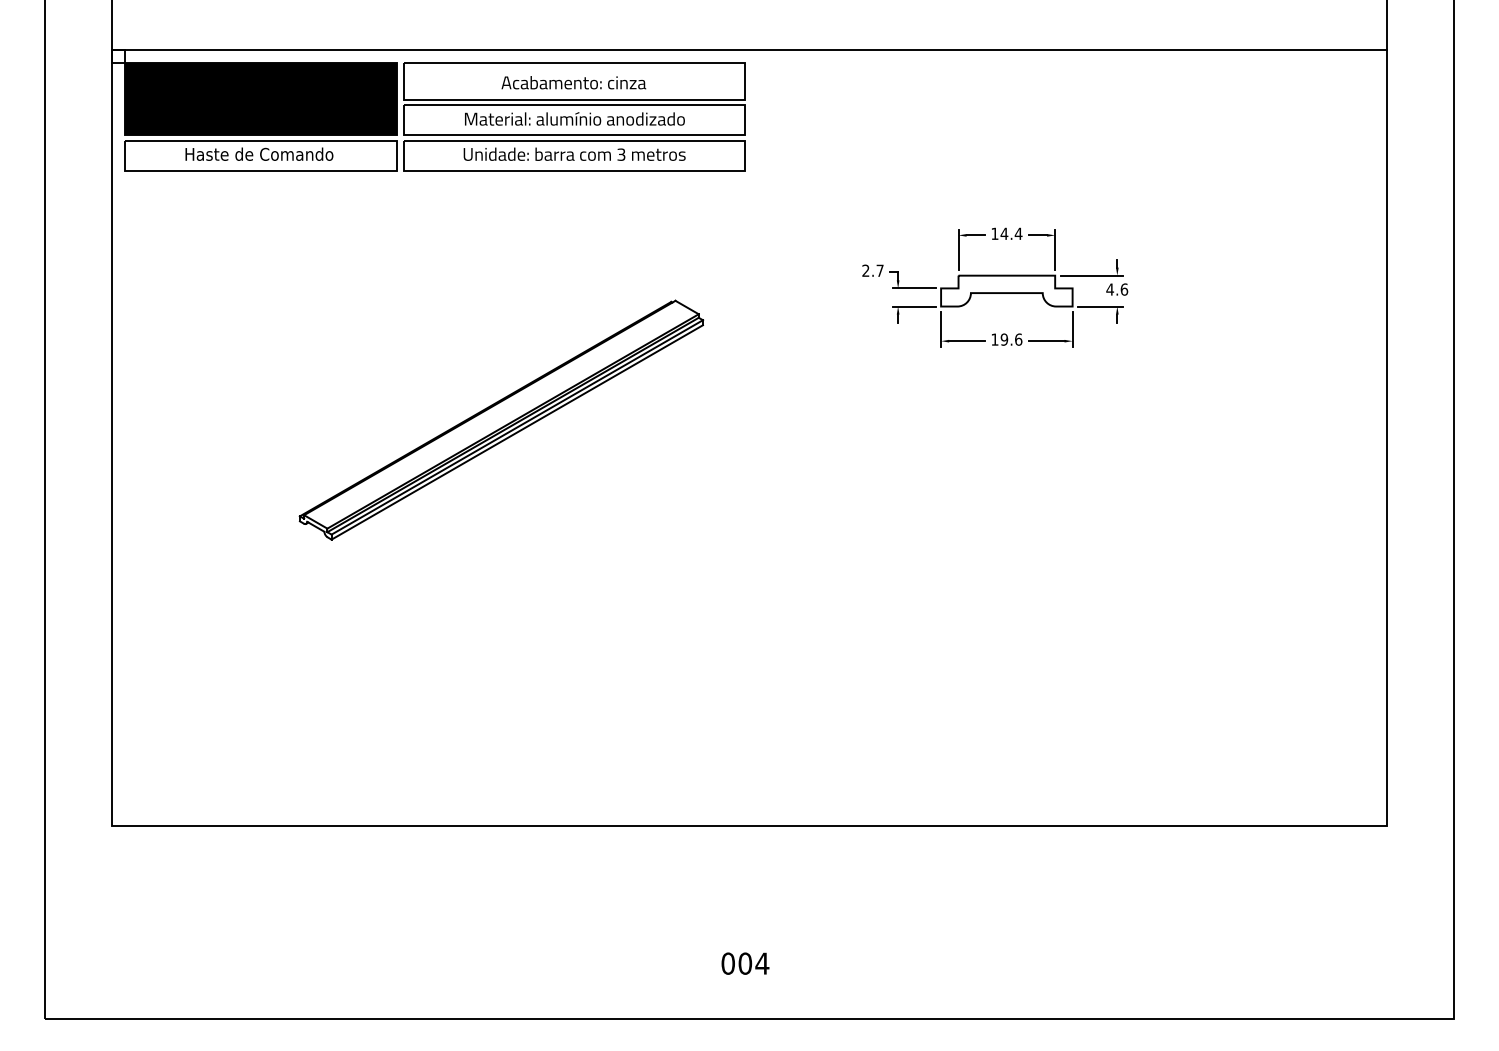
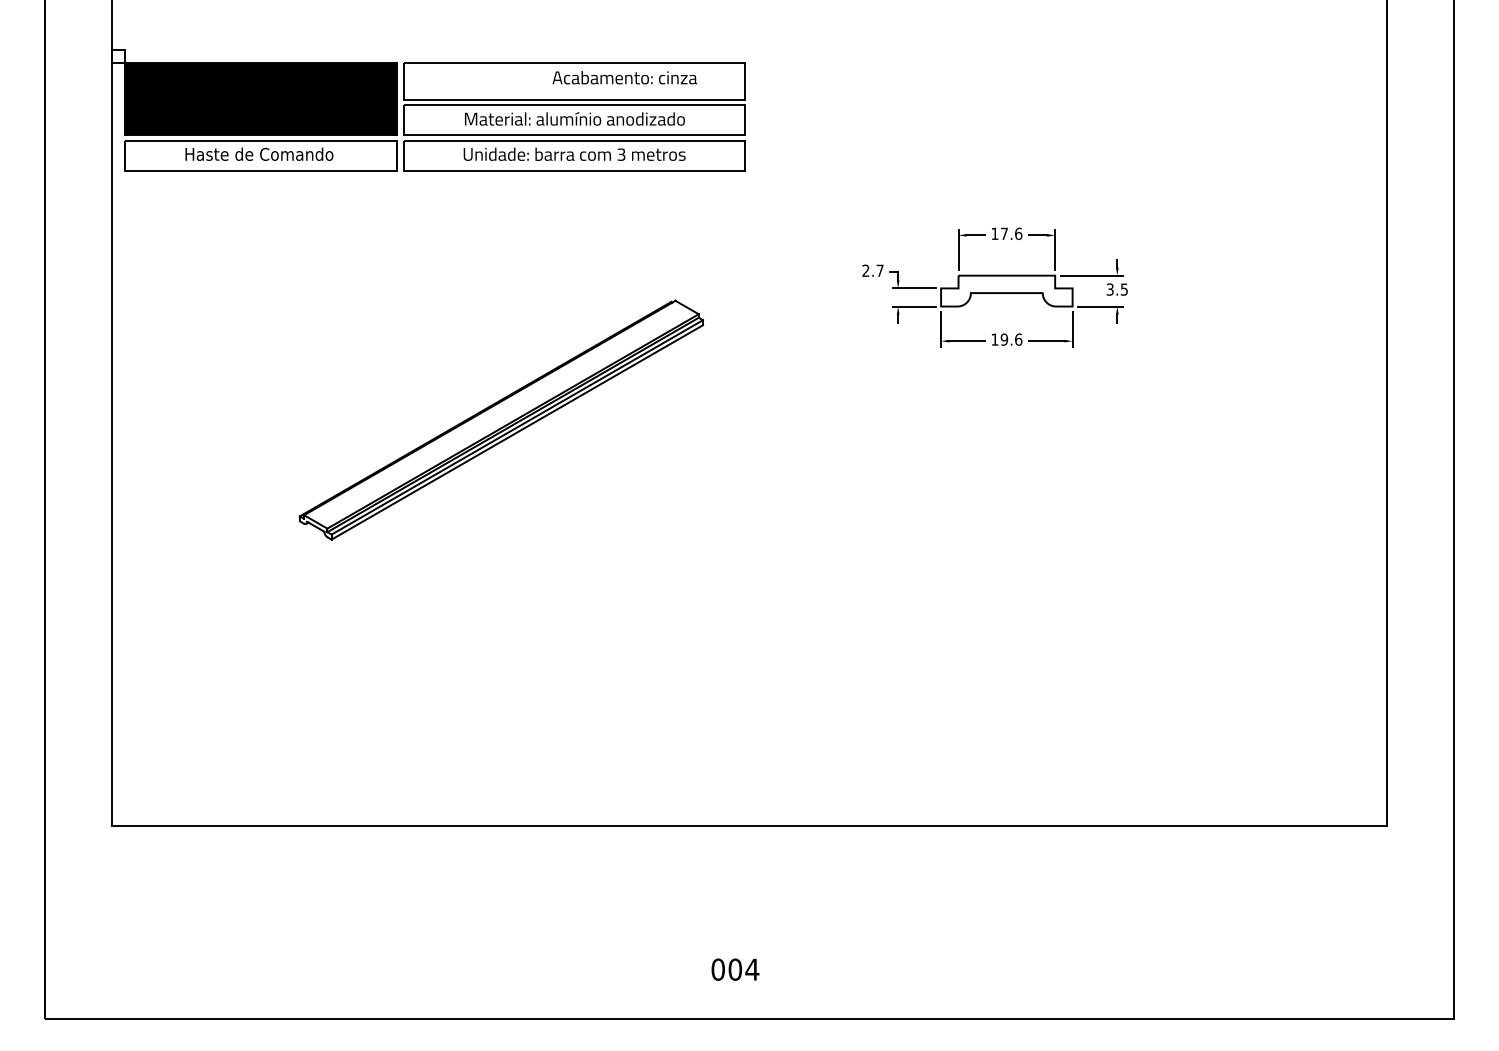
line: present -> none (749, 49)
text position: (573, 82) -> (624, 77) (624, 77)
text: 14.4 -> 17.6 (1011, 233)
text: 4.6 -> 3.5 (1117, 289)
text position: (745, 963) -> (735, 969) (735, 969)
